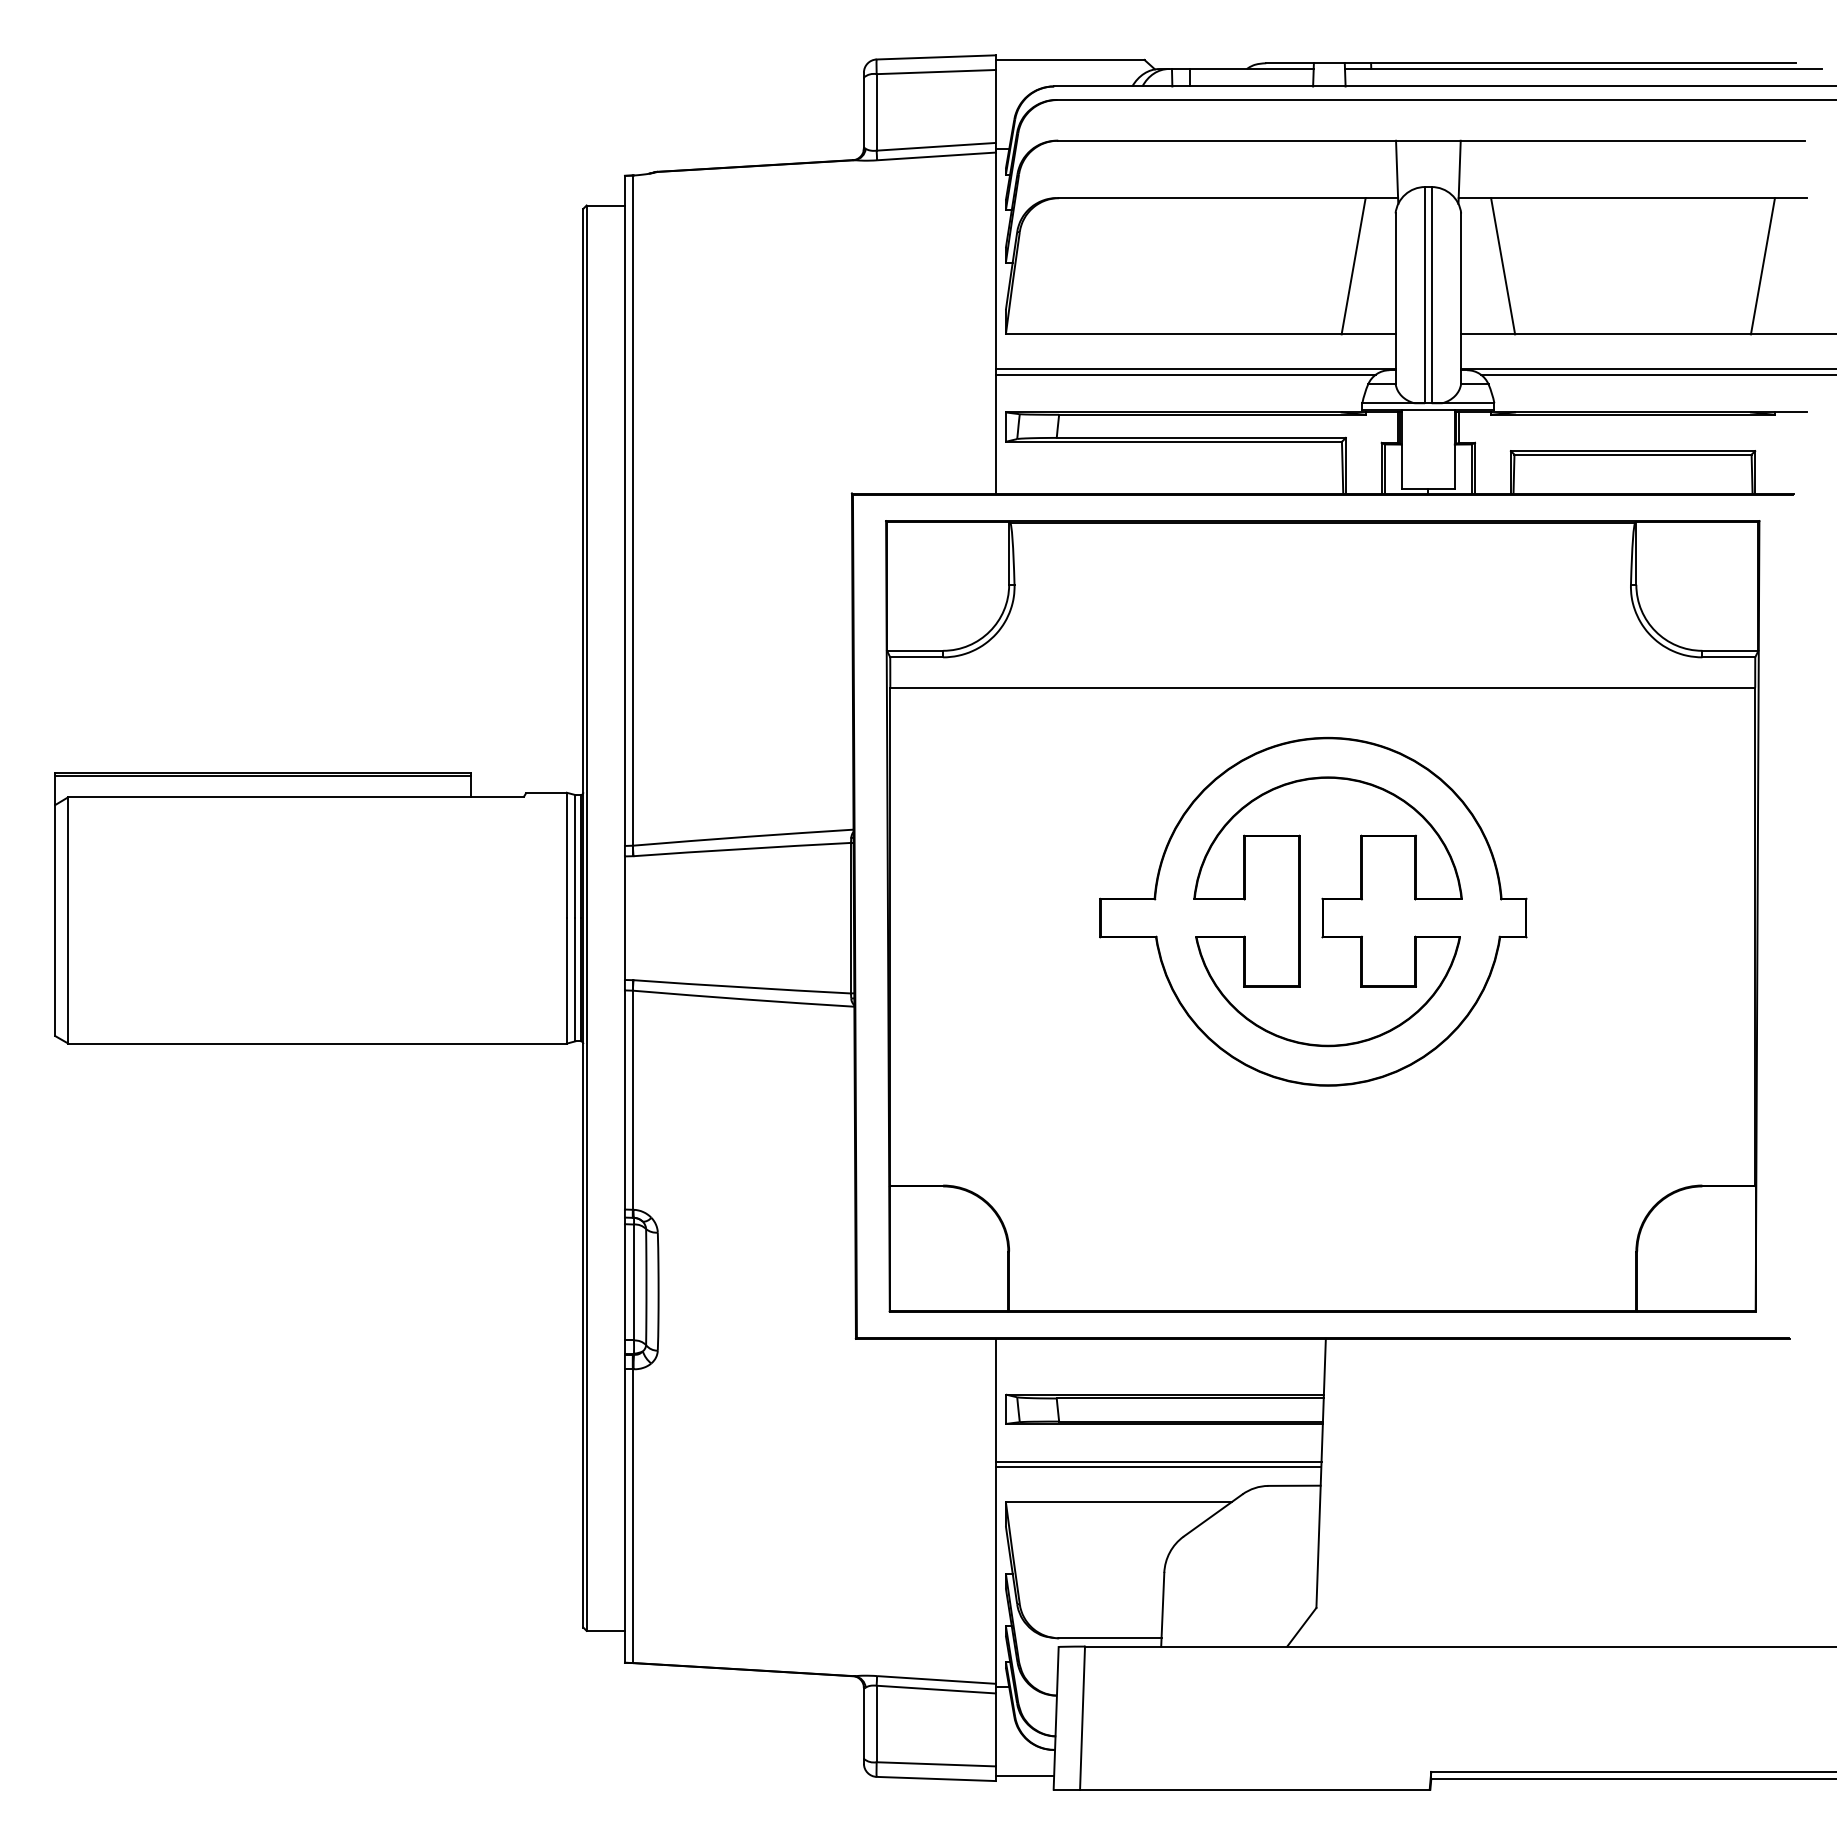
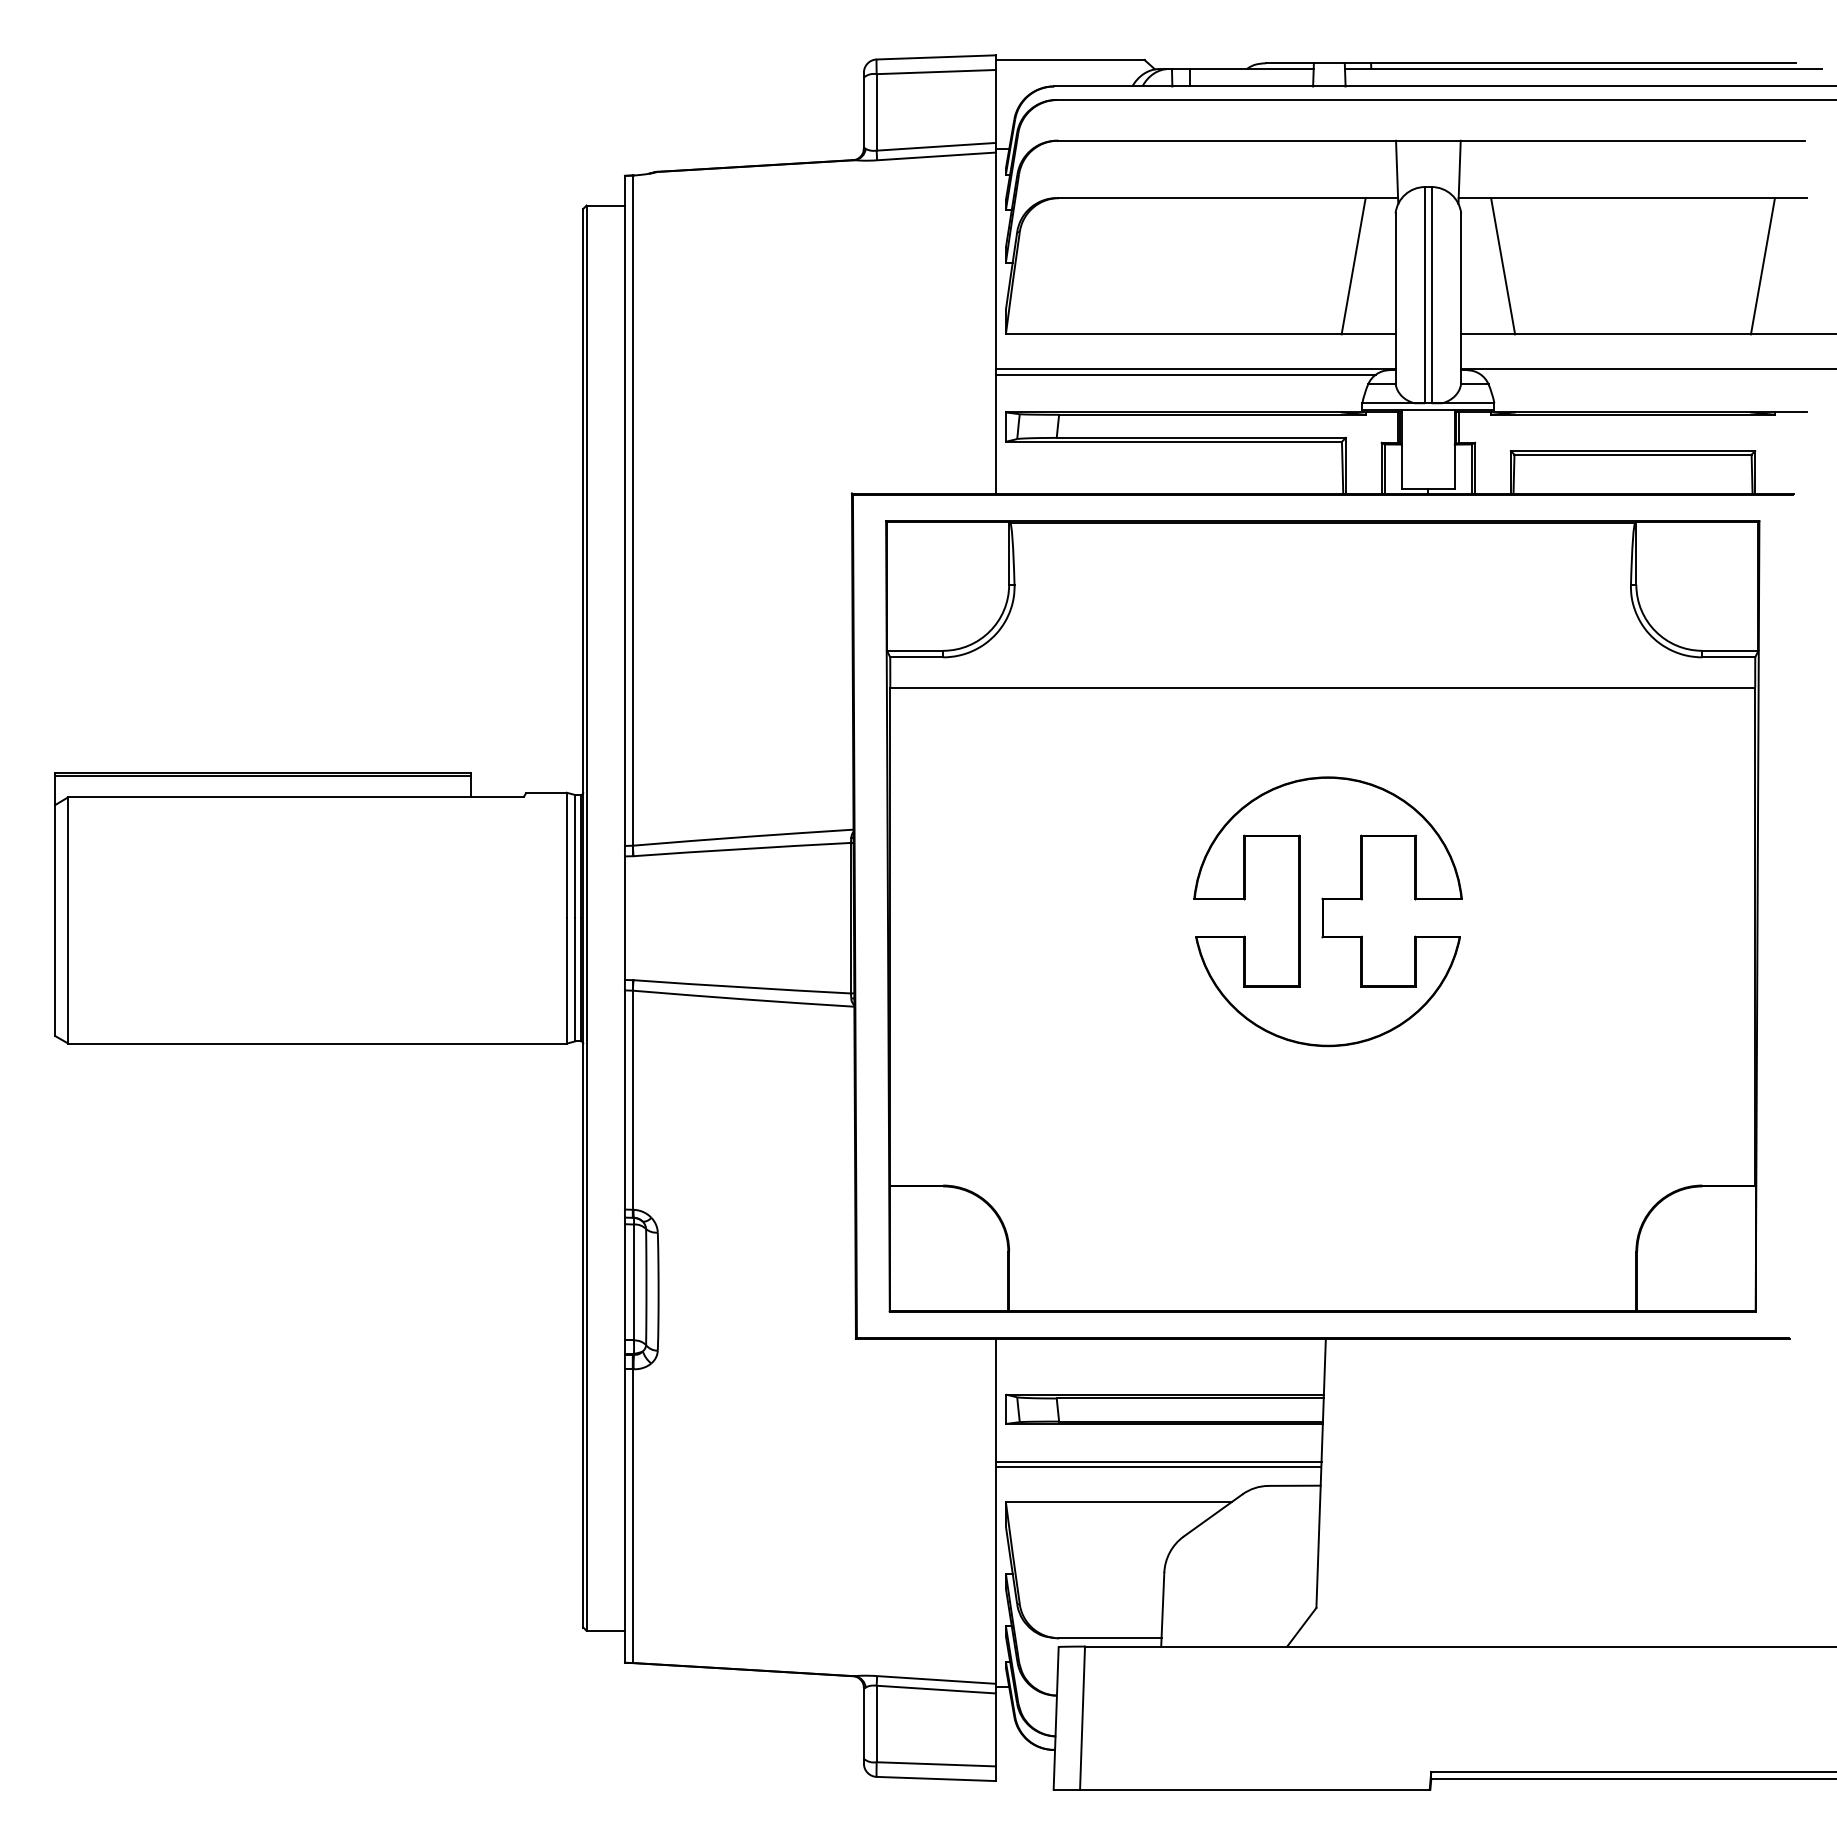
line: present -> none (1657, 374)
part: present -> none (1313, 911)
line: present -> none (1024, 1776)
